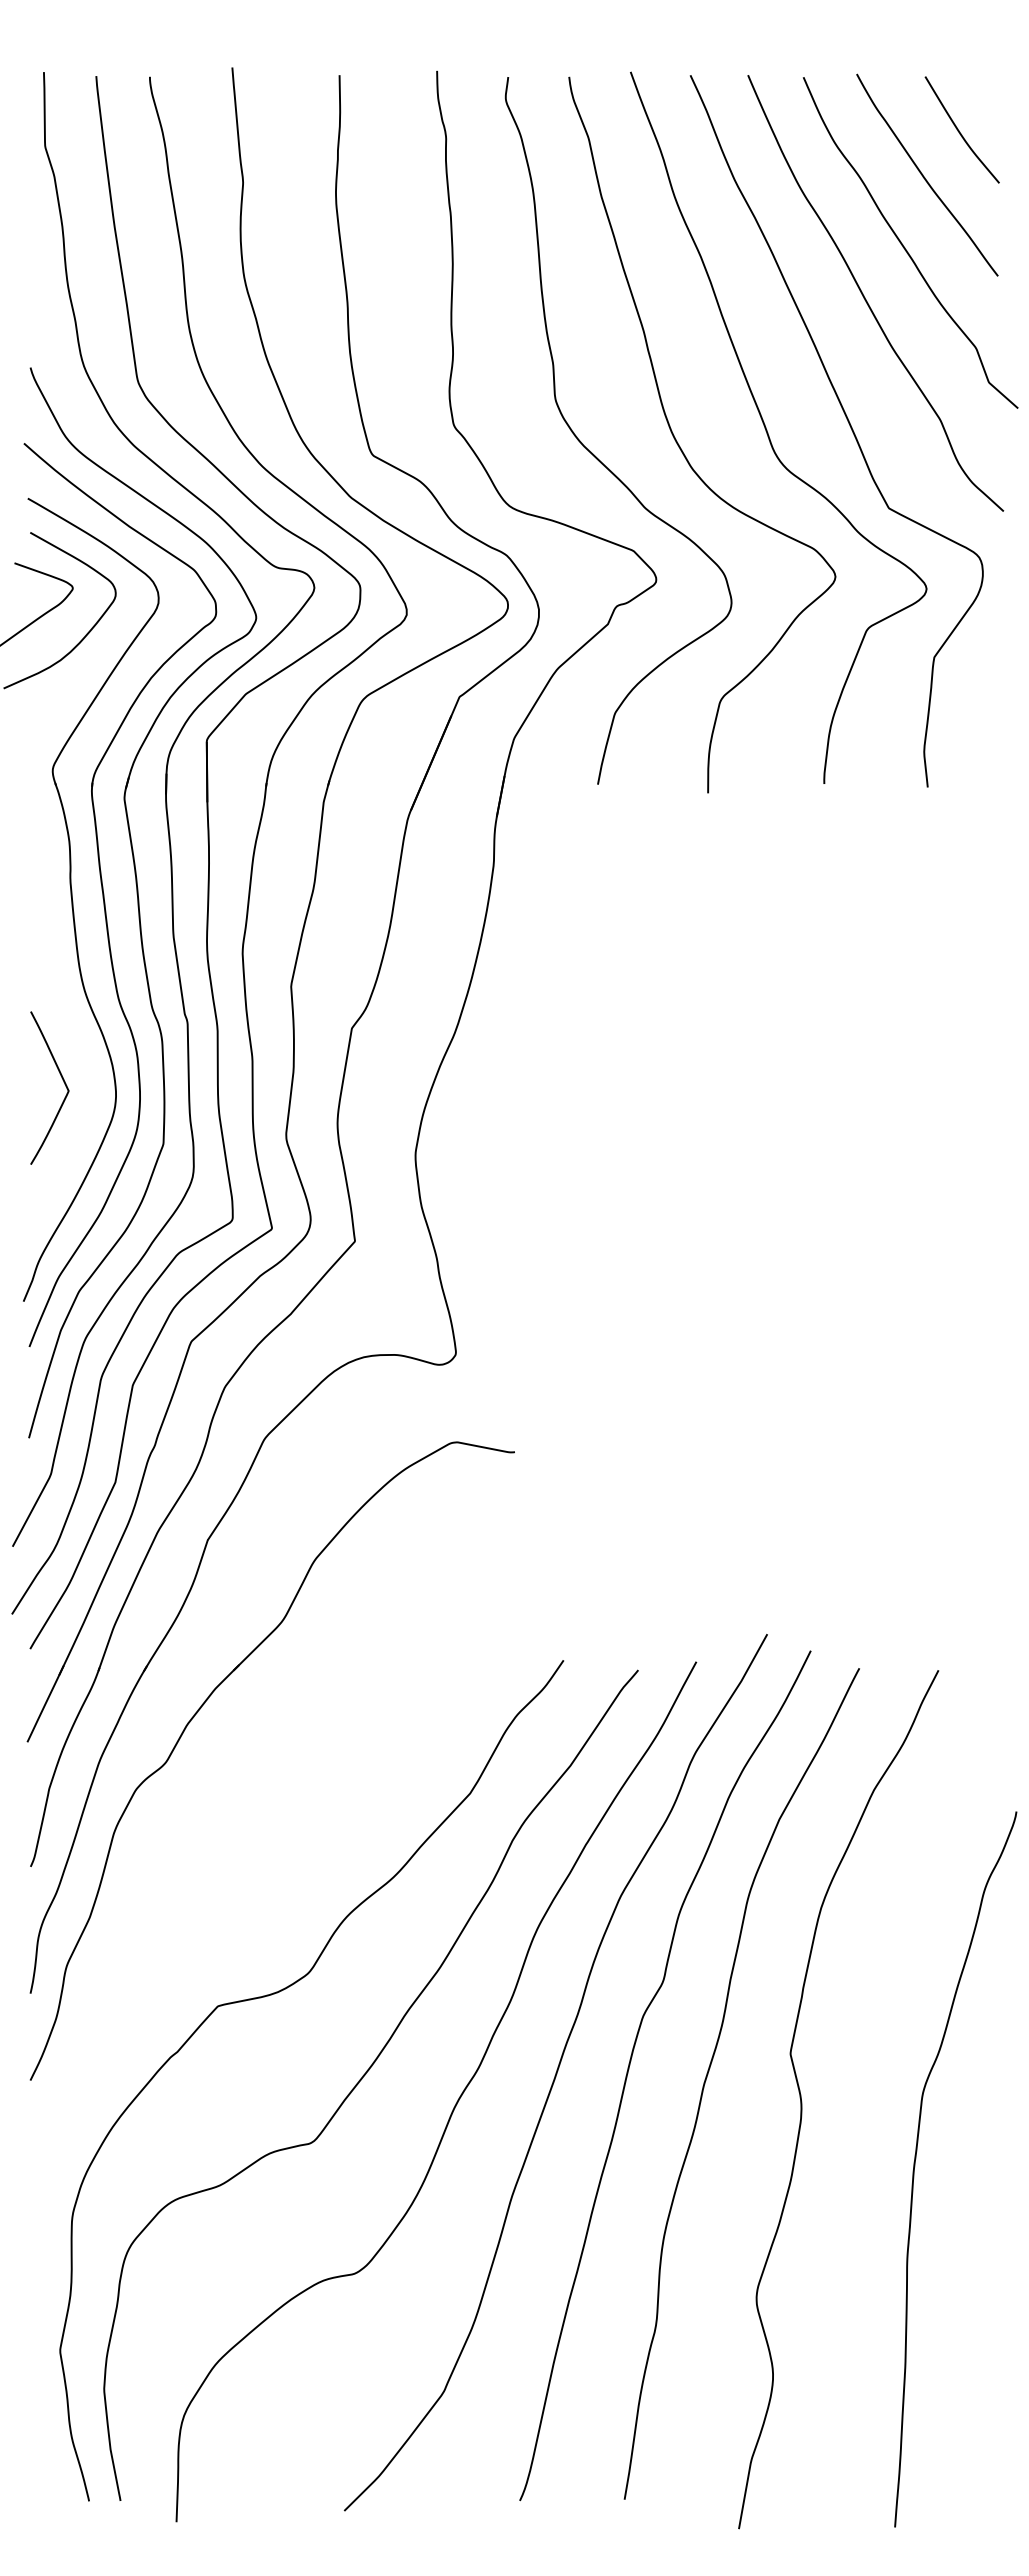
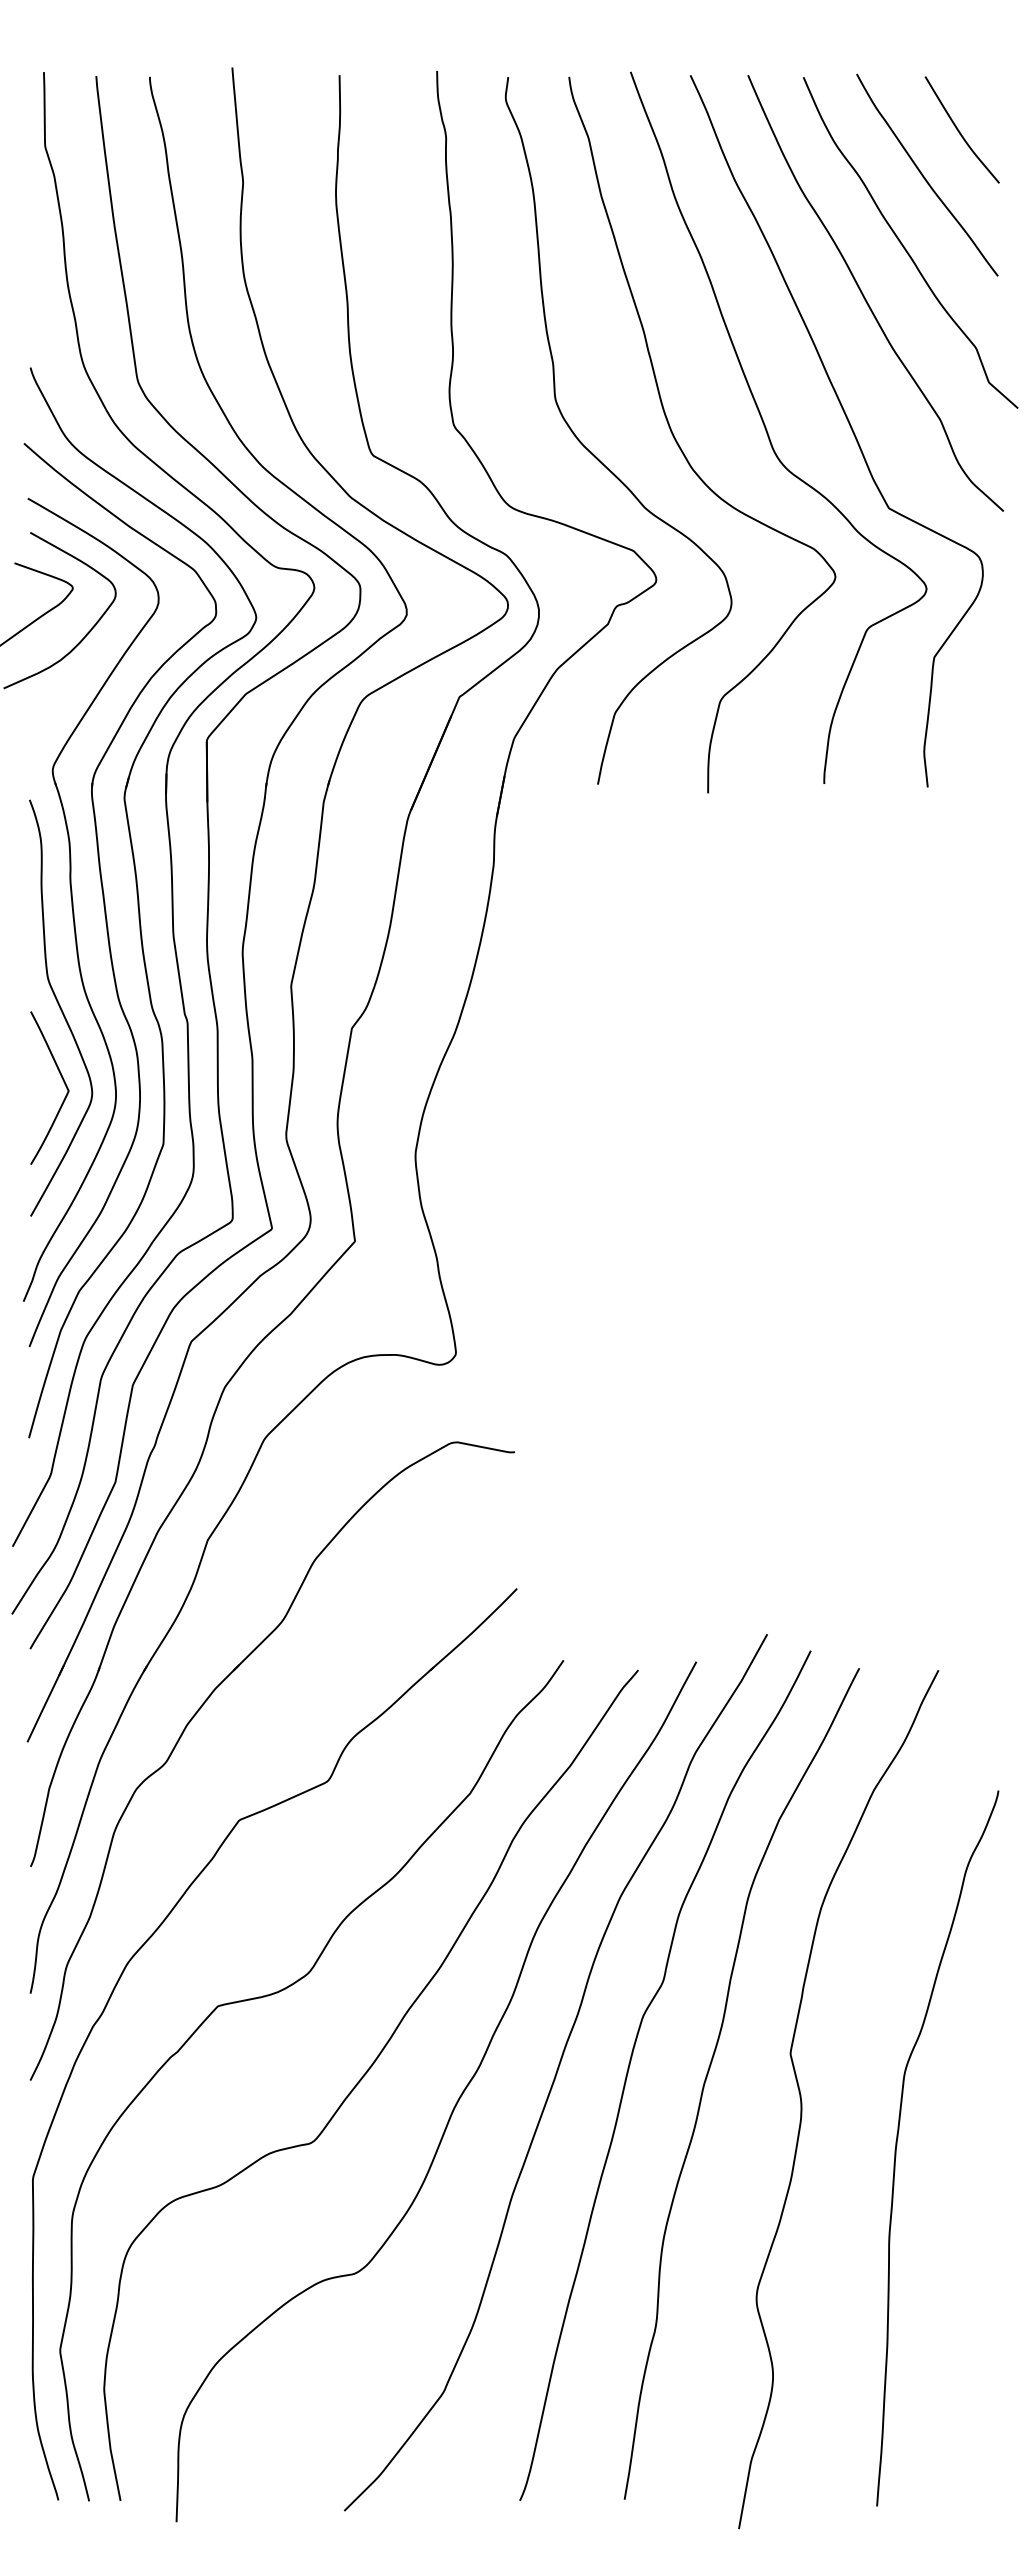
curve: none -> present (61, 1007)
part: none -> present (153, 1935)
curve position: (915, 2166) -> (897, 2145) (897, 2145)
